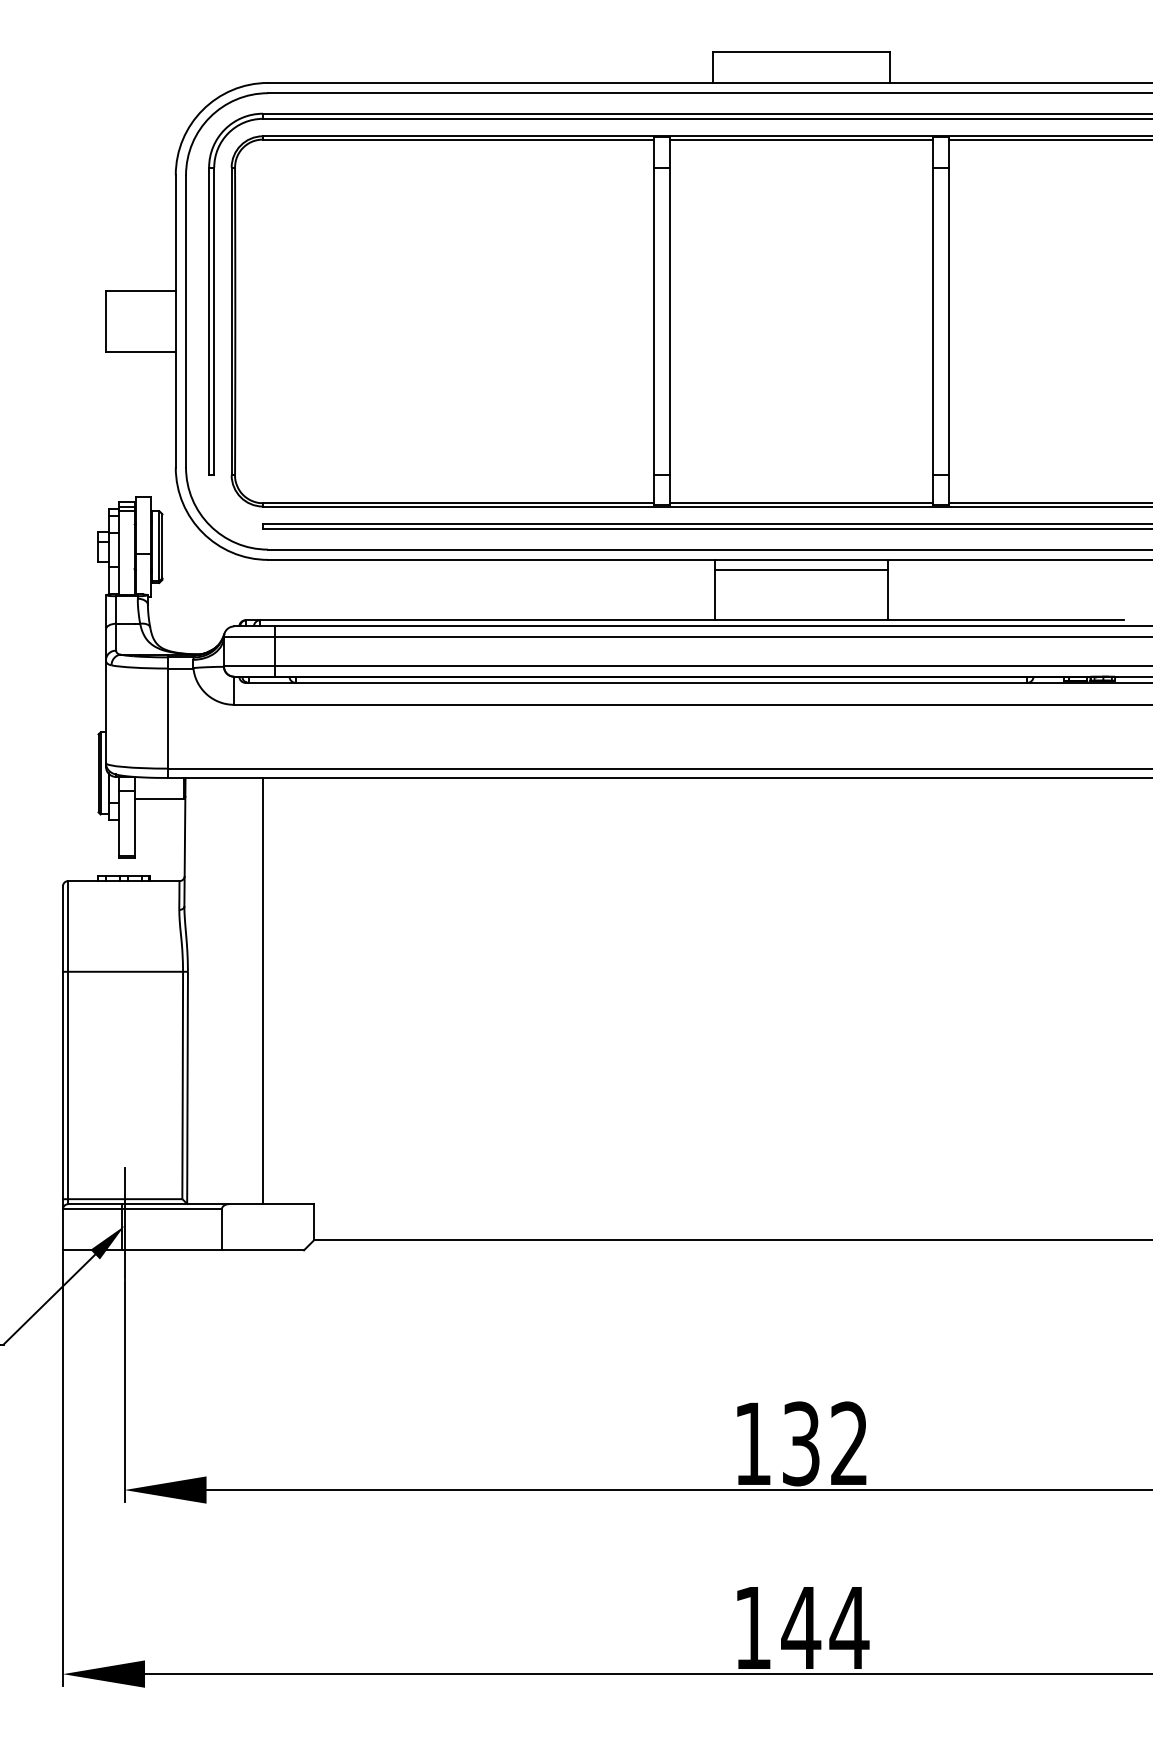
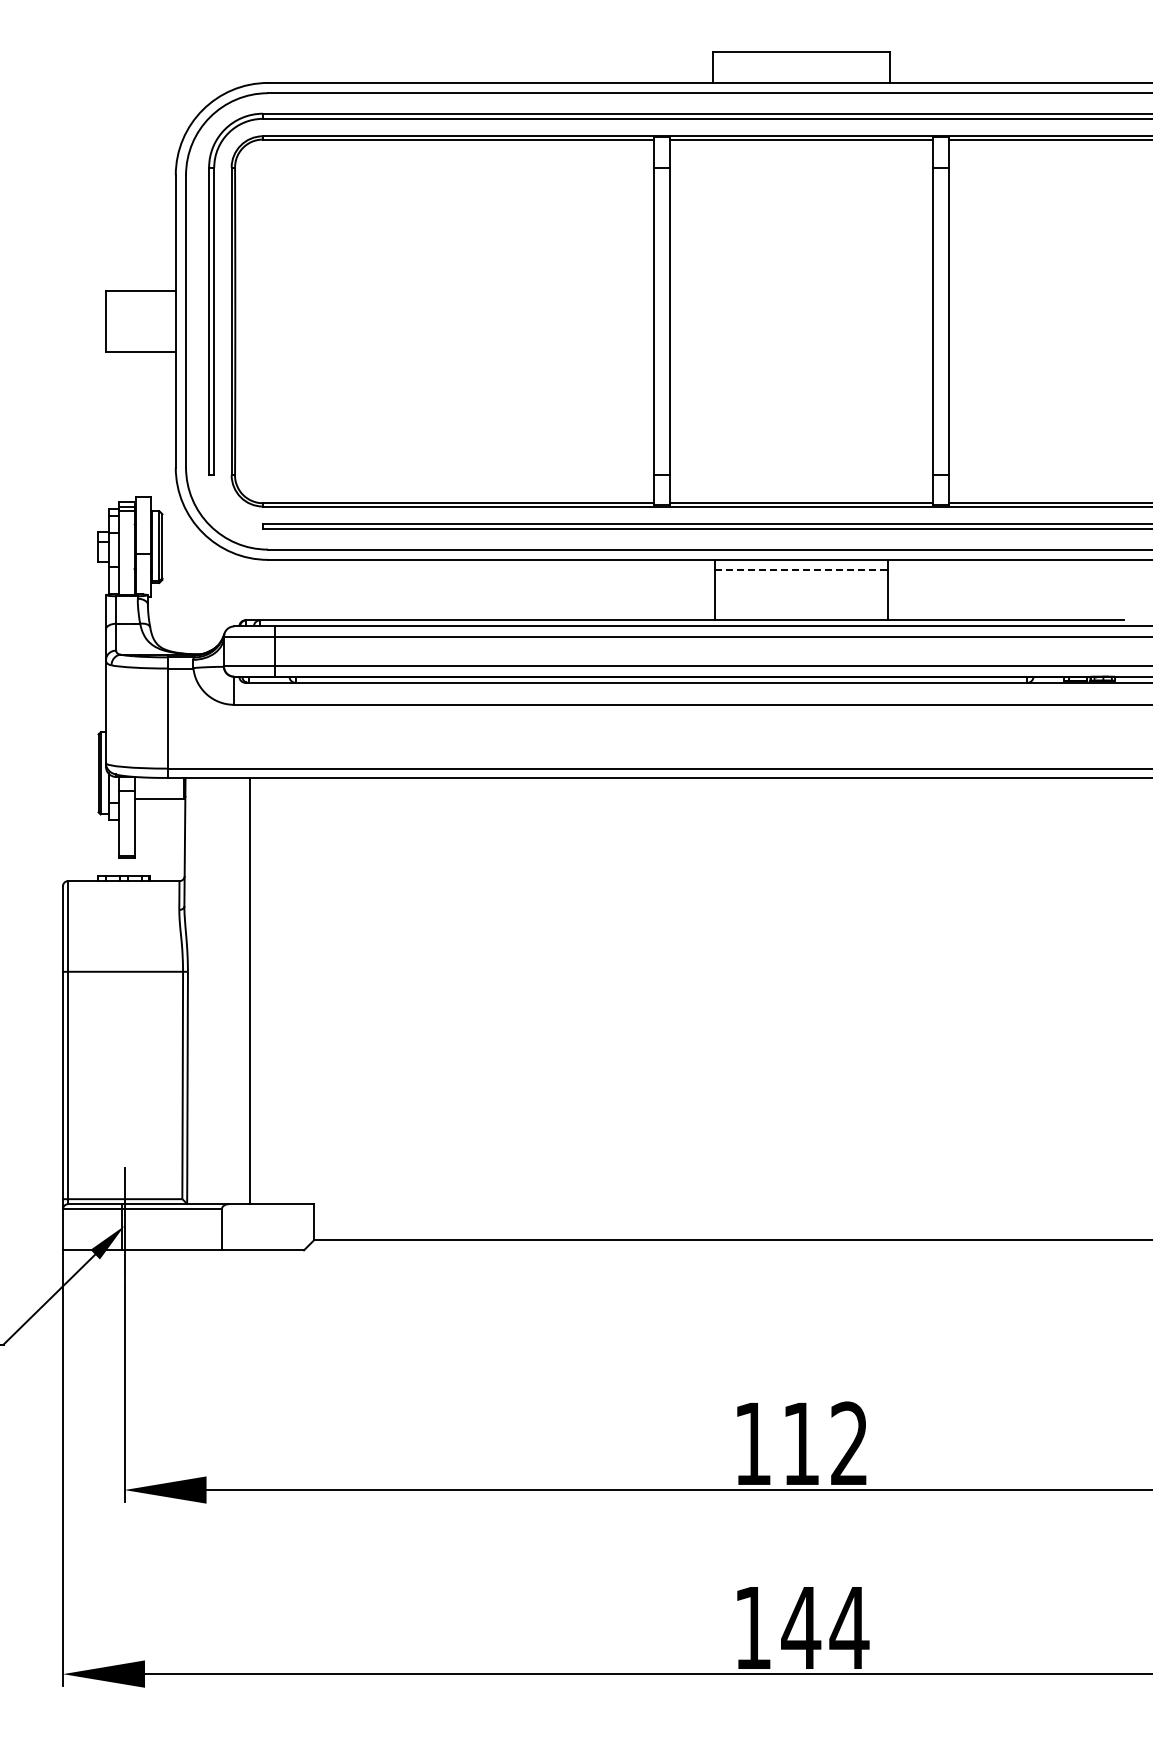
line: solid -> dashed (801, 570)
line position: (262, 990) -> (249, 990) (249, 990)
text: 132 -> 112 (801, 1443)
